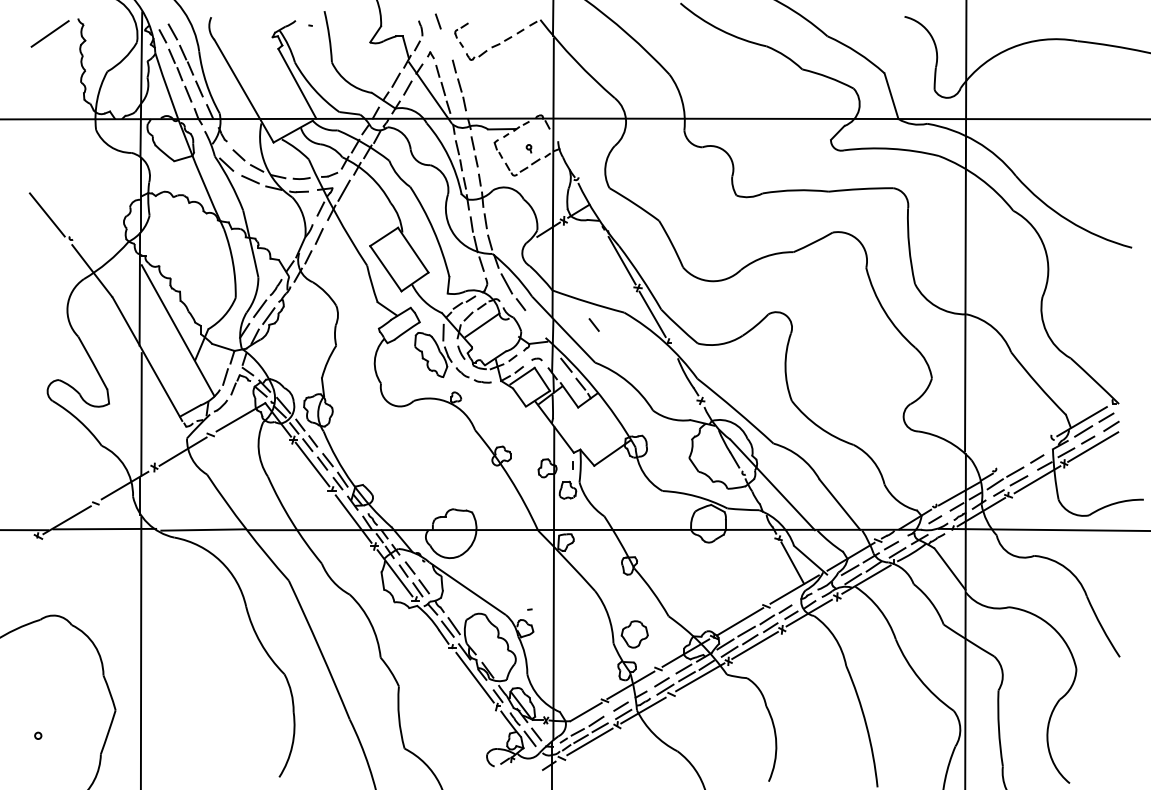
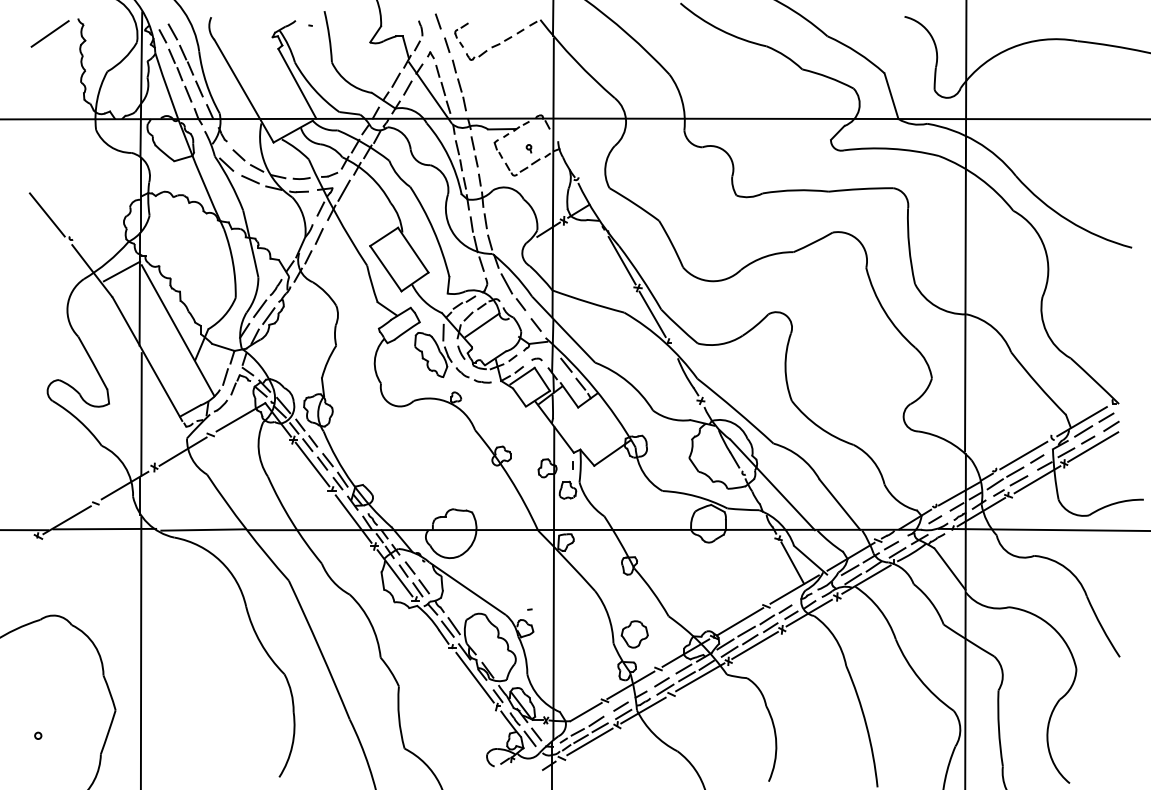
line: none -> present (447, 44)
line: none -> present (121, 271)
line position: (593, 324) -> (535, 324) (535, 324)
line: none -> present (1023, 455)
